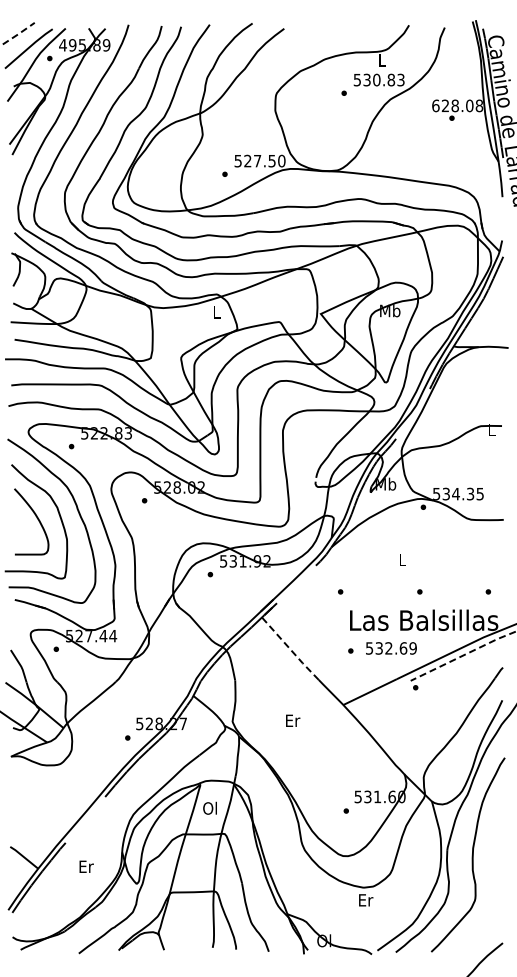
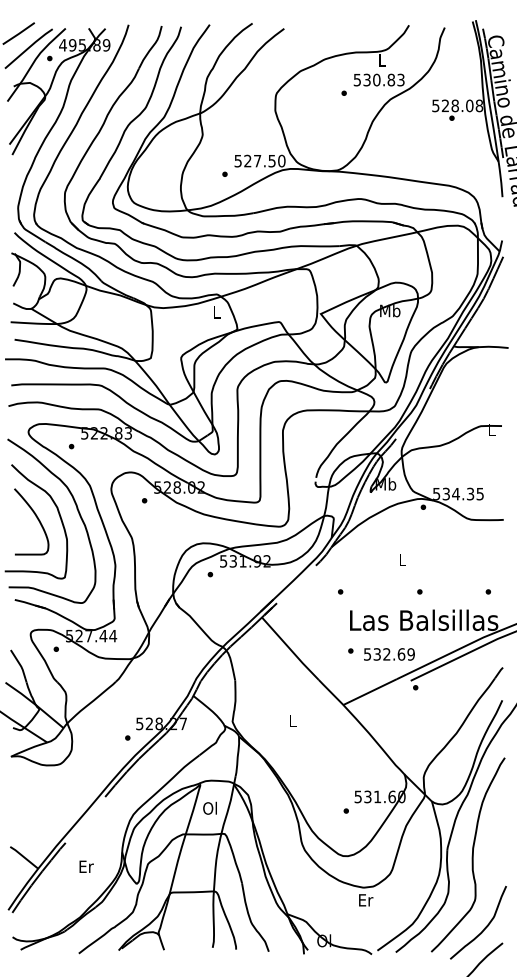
line: dashed -> solid (18, 33)
text: 628.08 -> 528.08 (435, 105)
text position: (391, 648) -> (389, 654) (389, 654)
line: dashed -> solid (290, 649)
line: dashed -> solid (463, 655)
text: Er -> L (293, 720)
curve: none -> present (484, 927)
